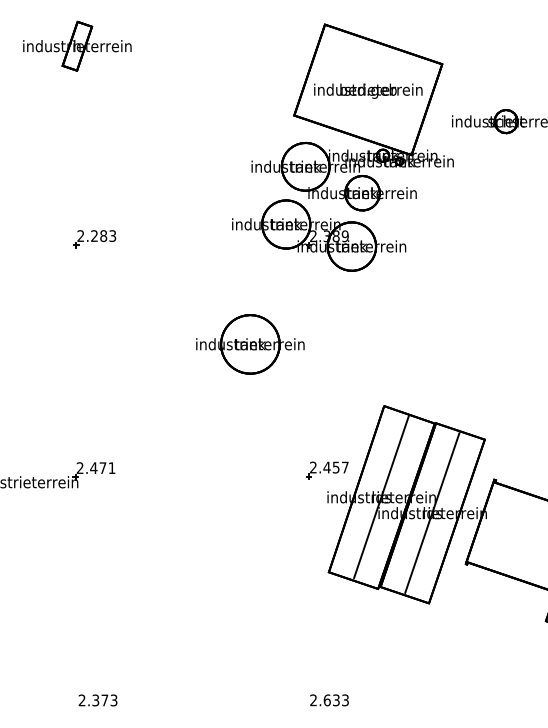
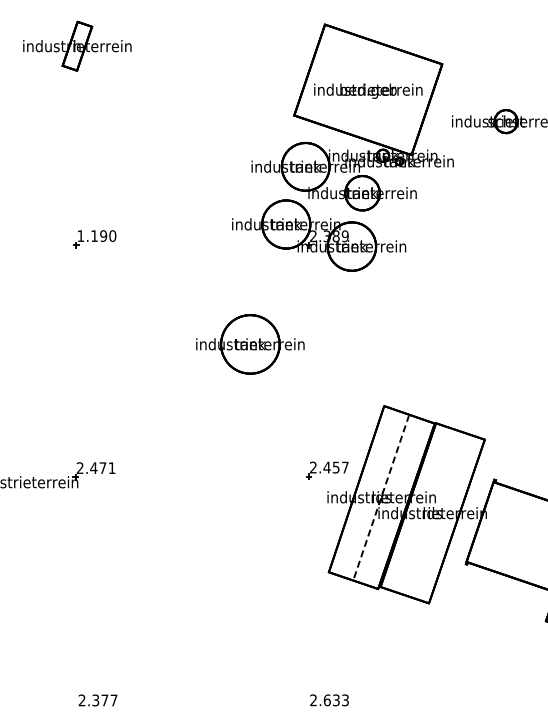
text: 2.283 -> 1.190 (96, 235)
line: solid -> dashed (381, 497)
line: present -> none (432, 512)
text: 2.373 -> 2.377 (113, 700)
